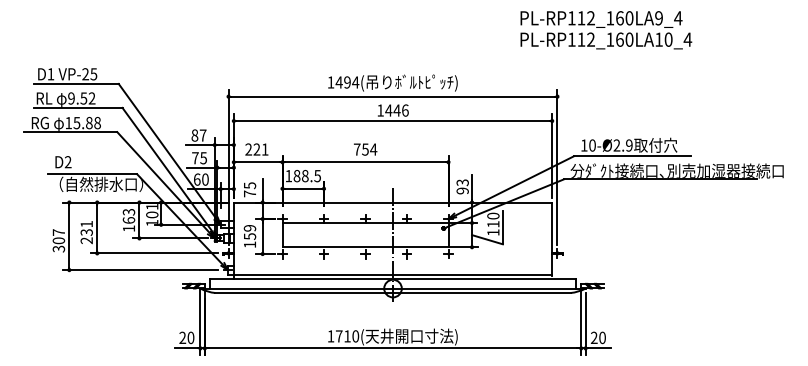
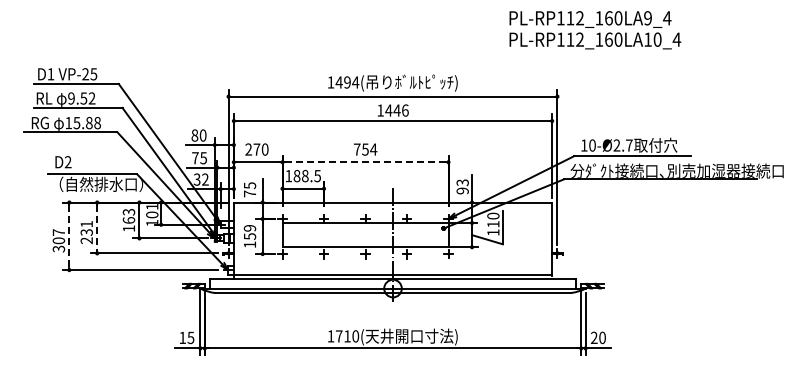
text position: (606, 30) -> (595, 30) (595, 30)
text: 87 -> 80 (202, 135)
text: 10-Ø2.9 -> 10-Ø2.7 (629, 145)
text: 221 -> 270 (260, 149)
line: solid -> dashed (365, 162)
text: 60 -> 32 (200, 179)
line: solid -> dashed (97, 228)
line: solid -> dashed (69, 236)
text: 20 -> 15 (186, 337)
